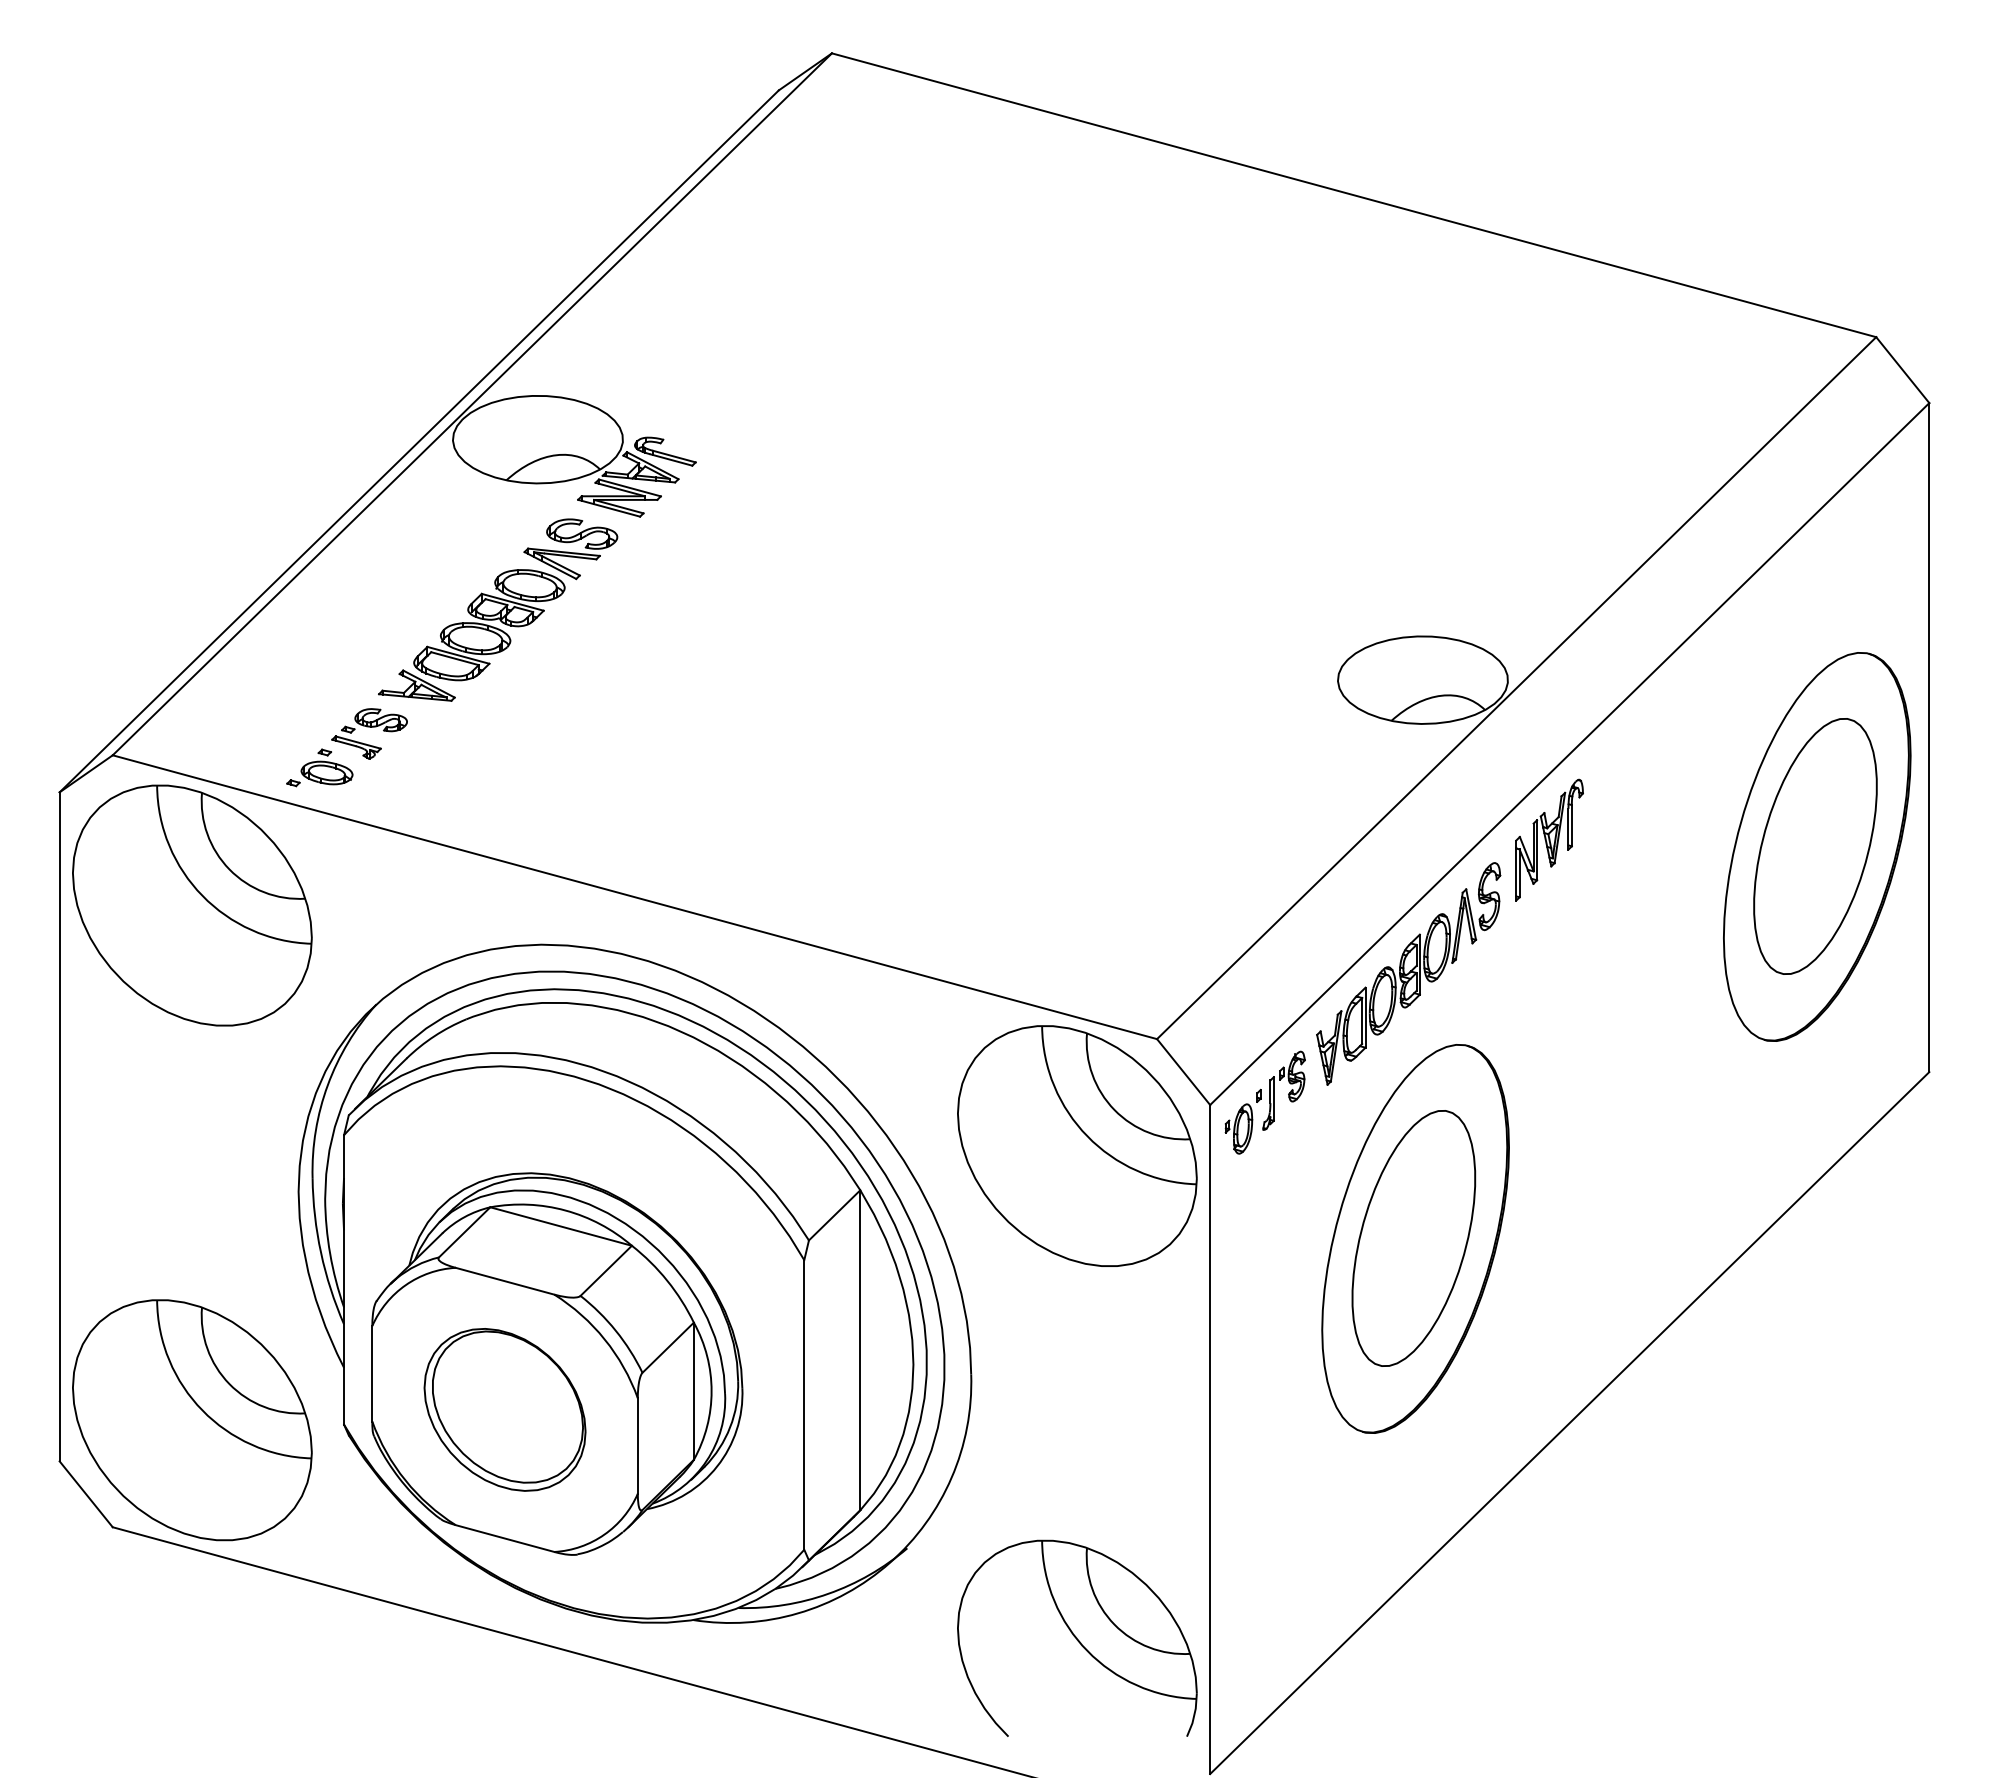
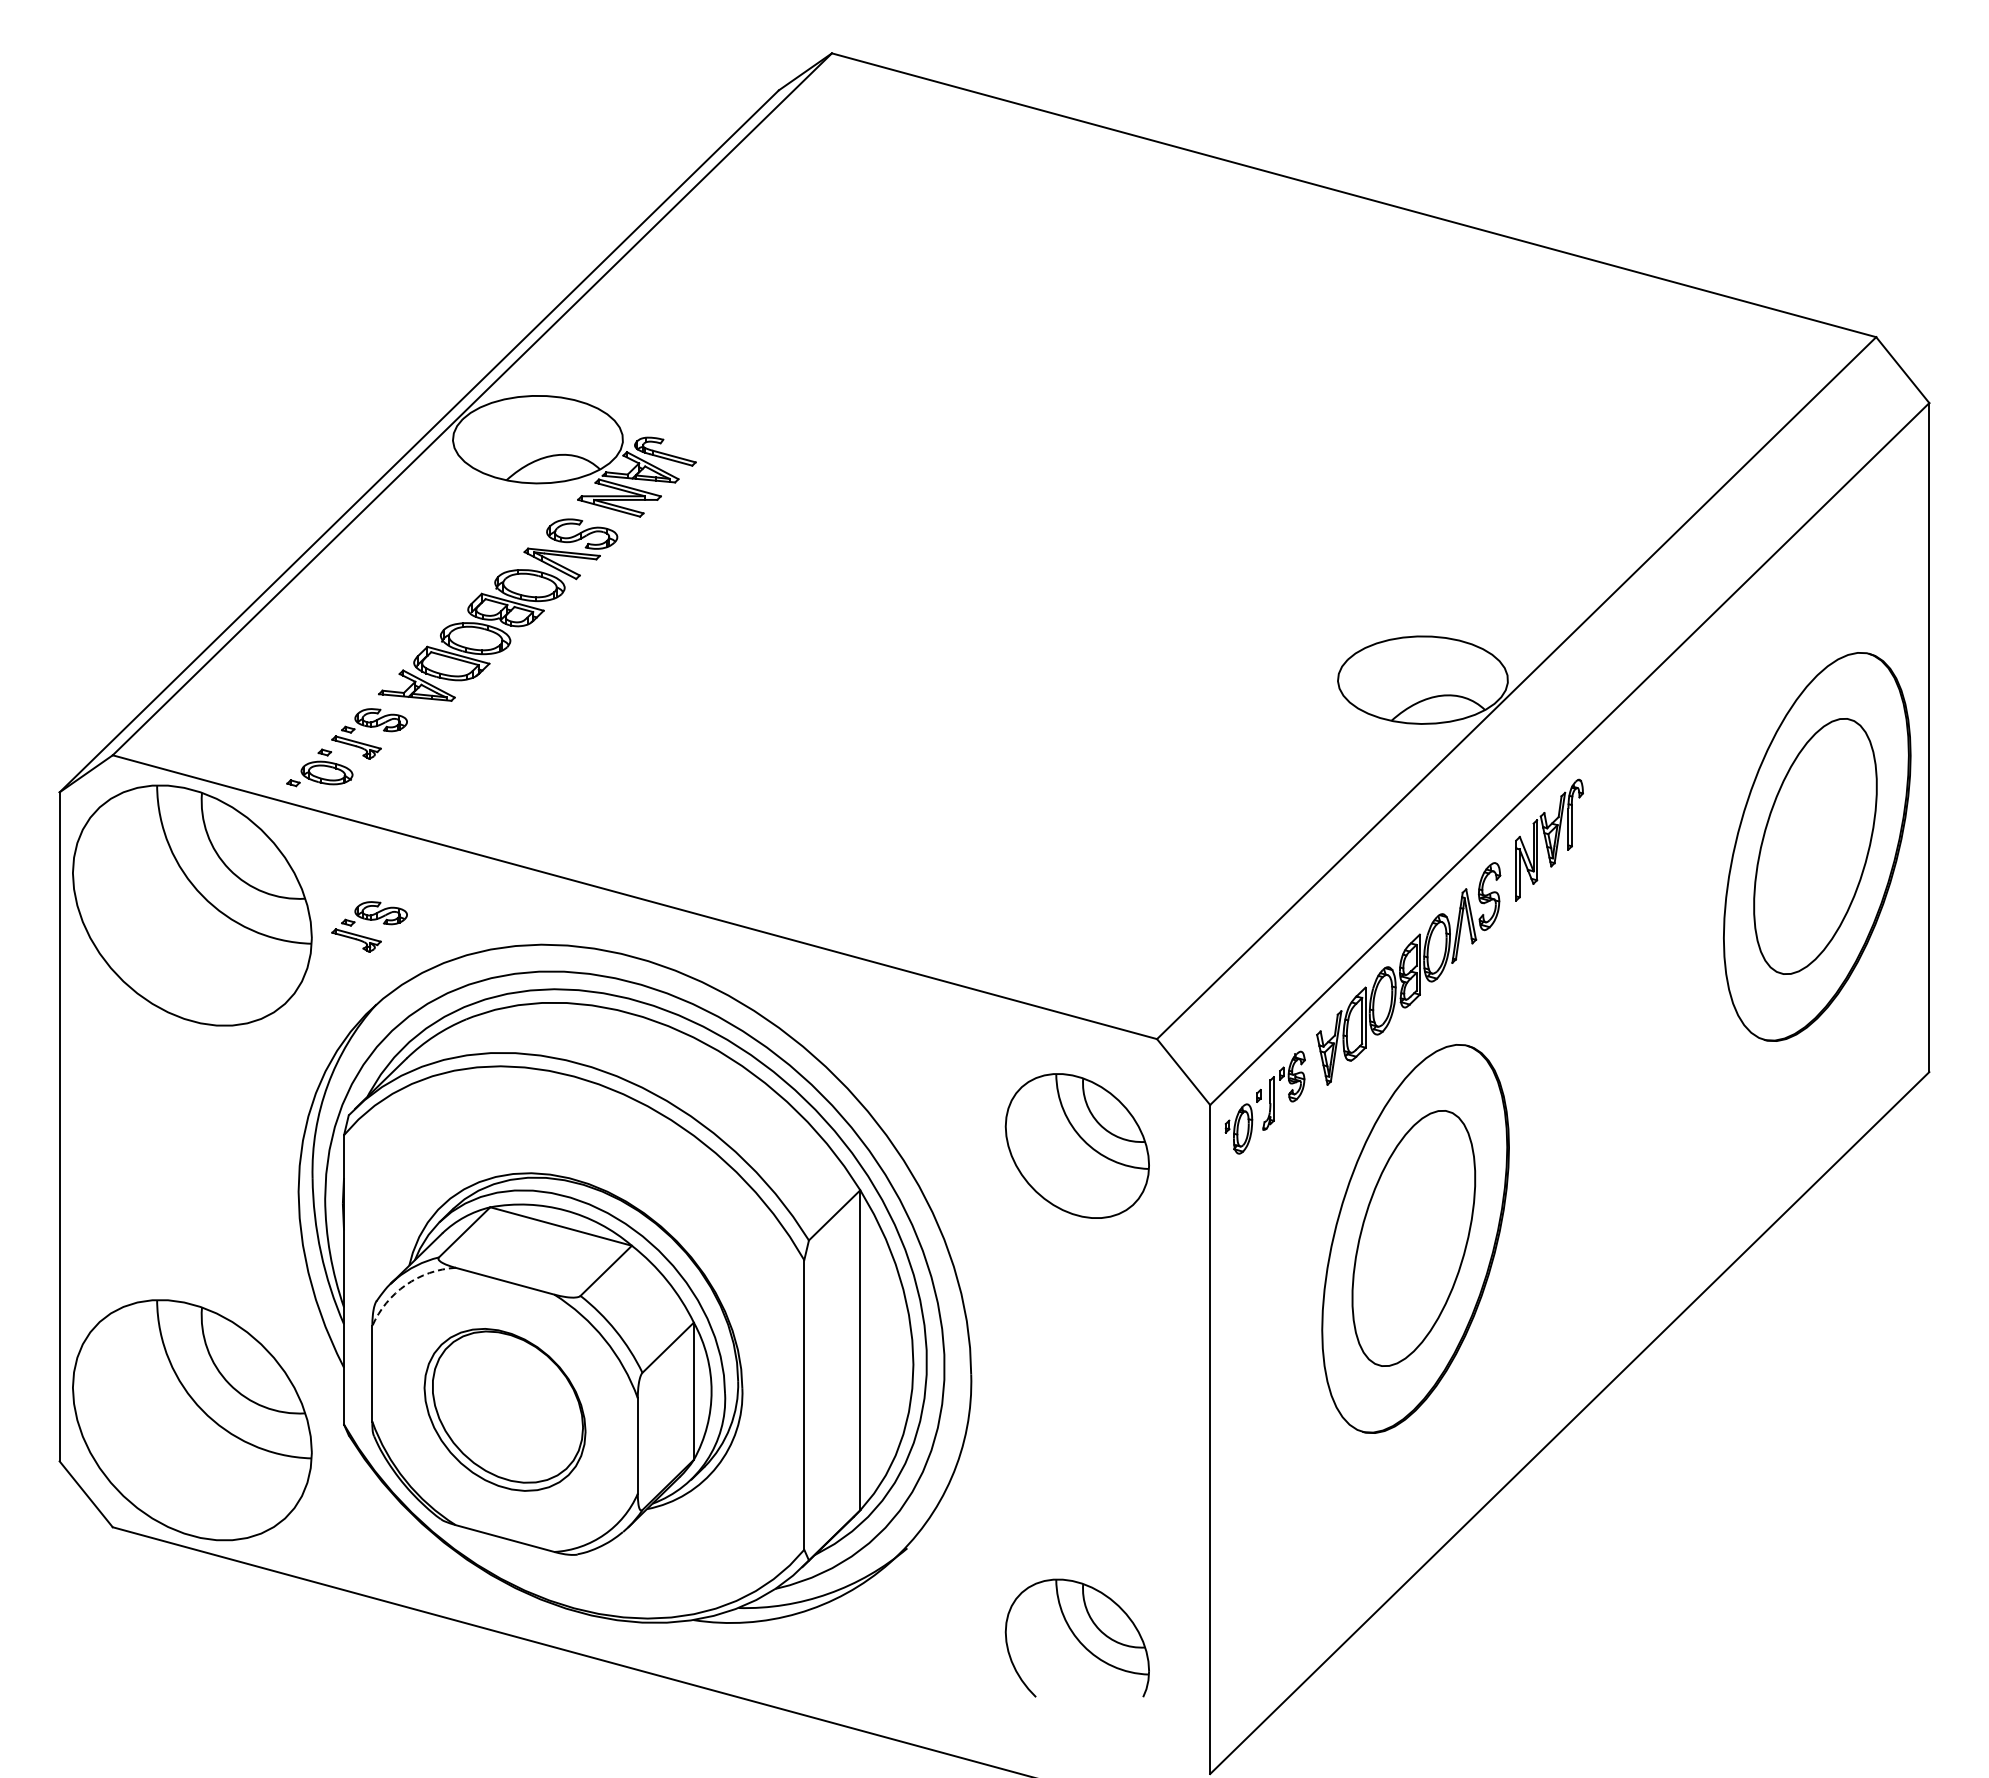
part: none -> present (369, 926)
part size: 241x242 px -> 146x146 px (1076, 1145)
arc: solid -> dashed (405, 1285)
part size: 241x198 px -> 146x120 px (1076, 1637)
